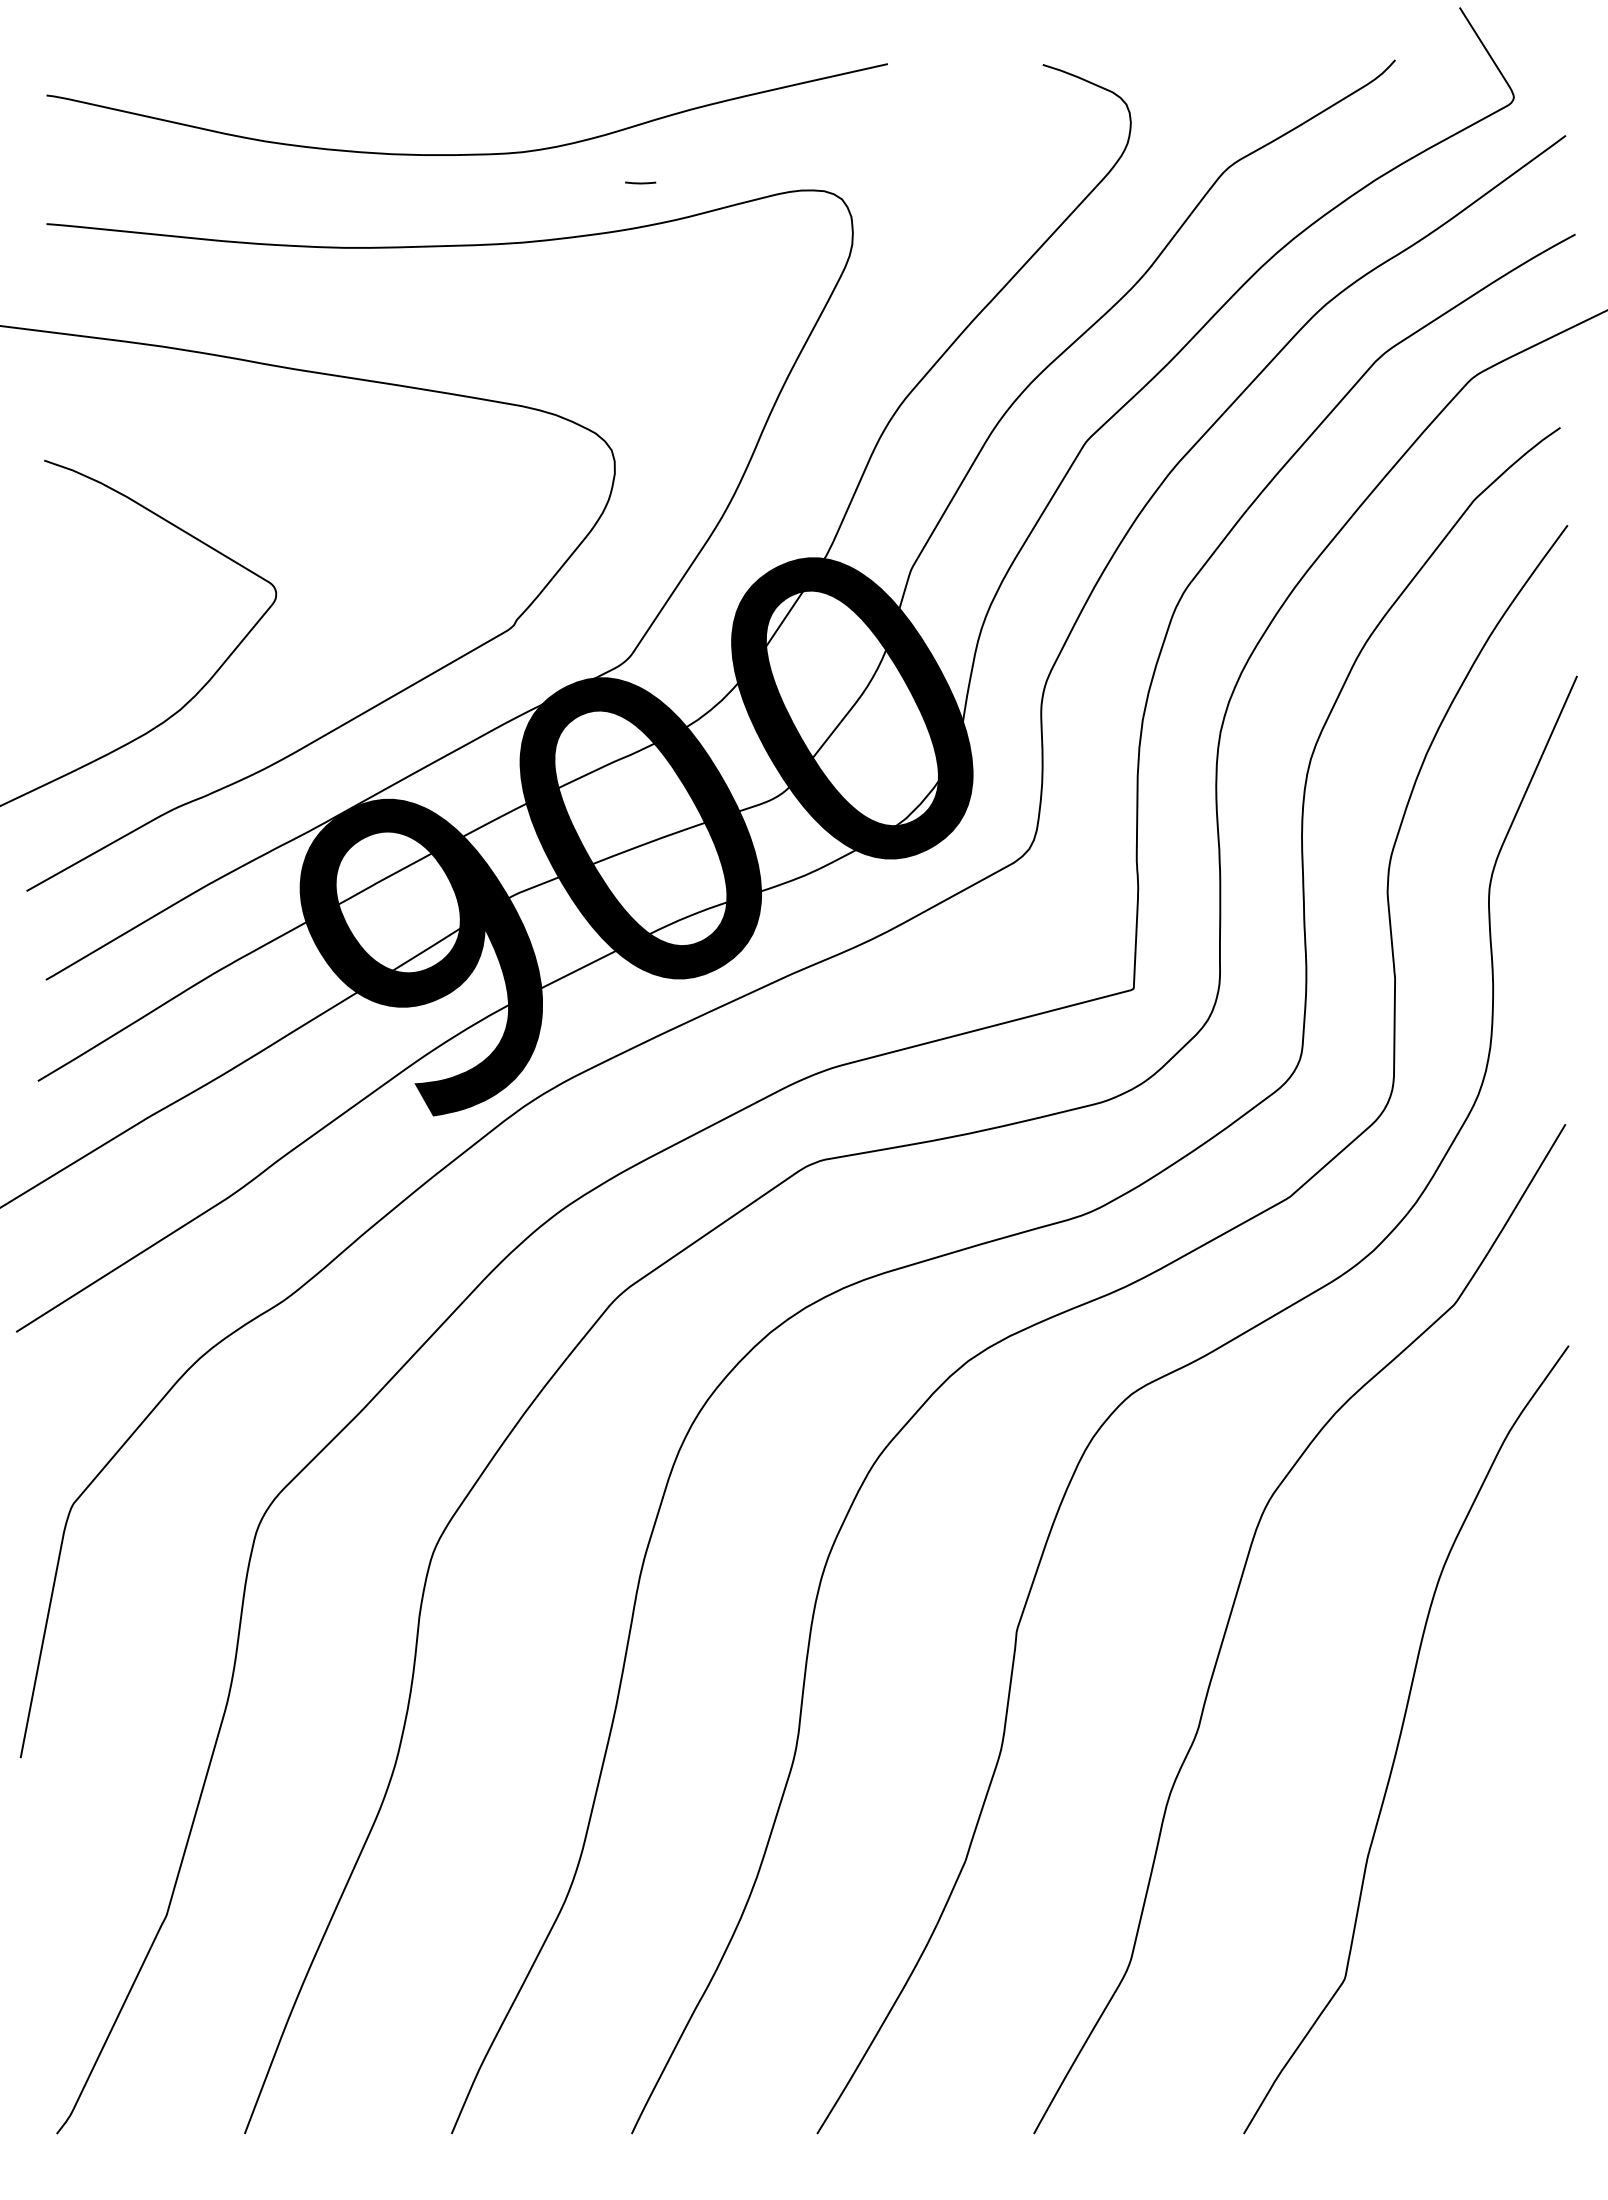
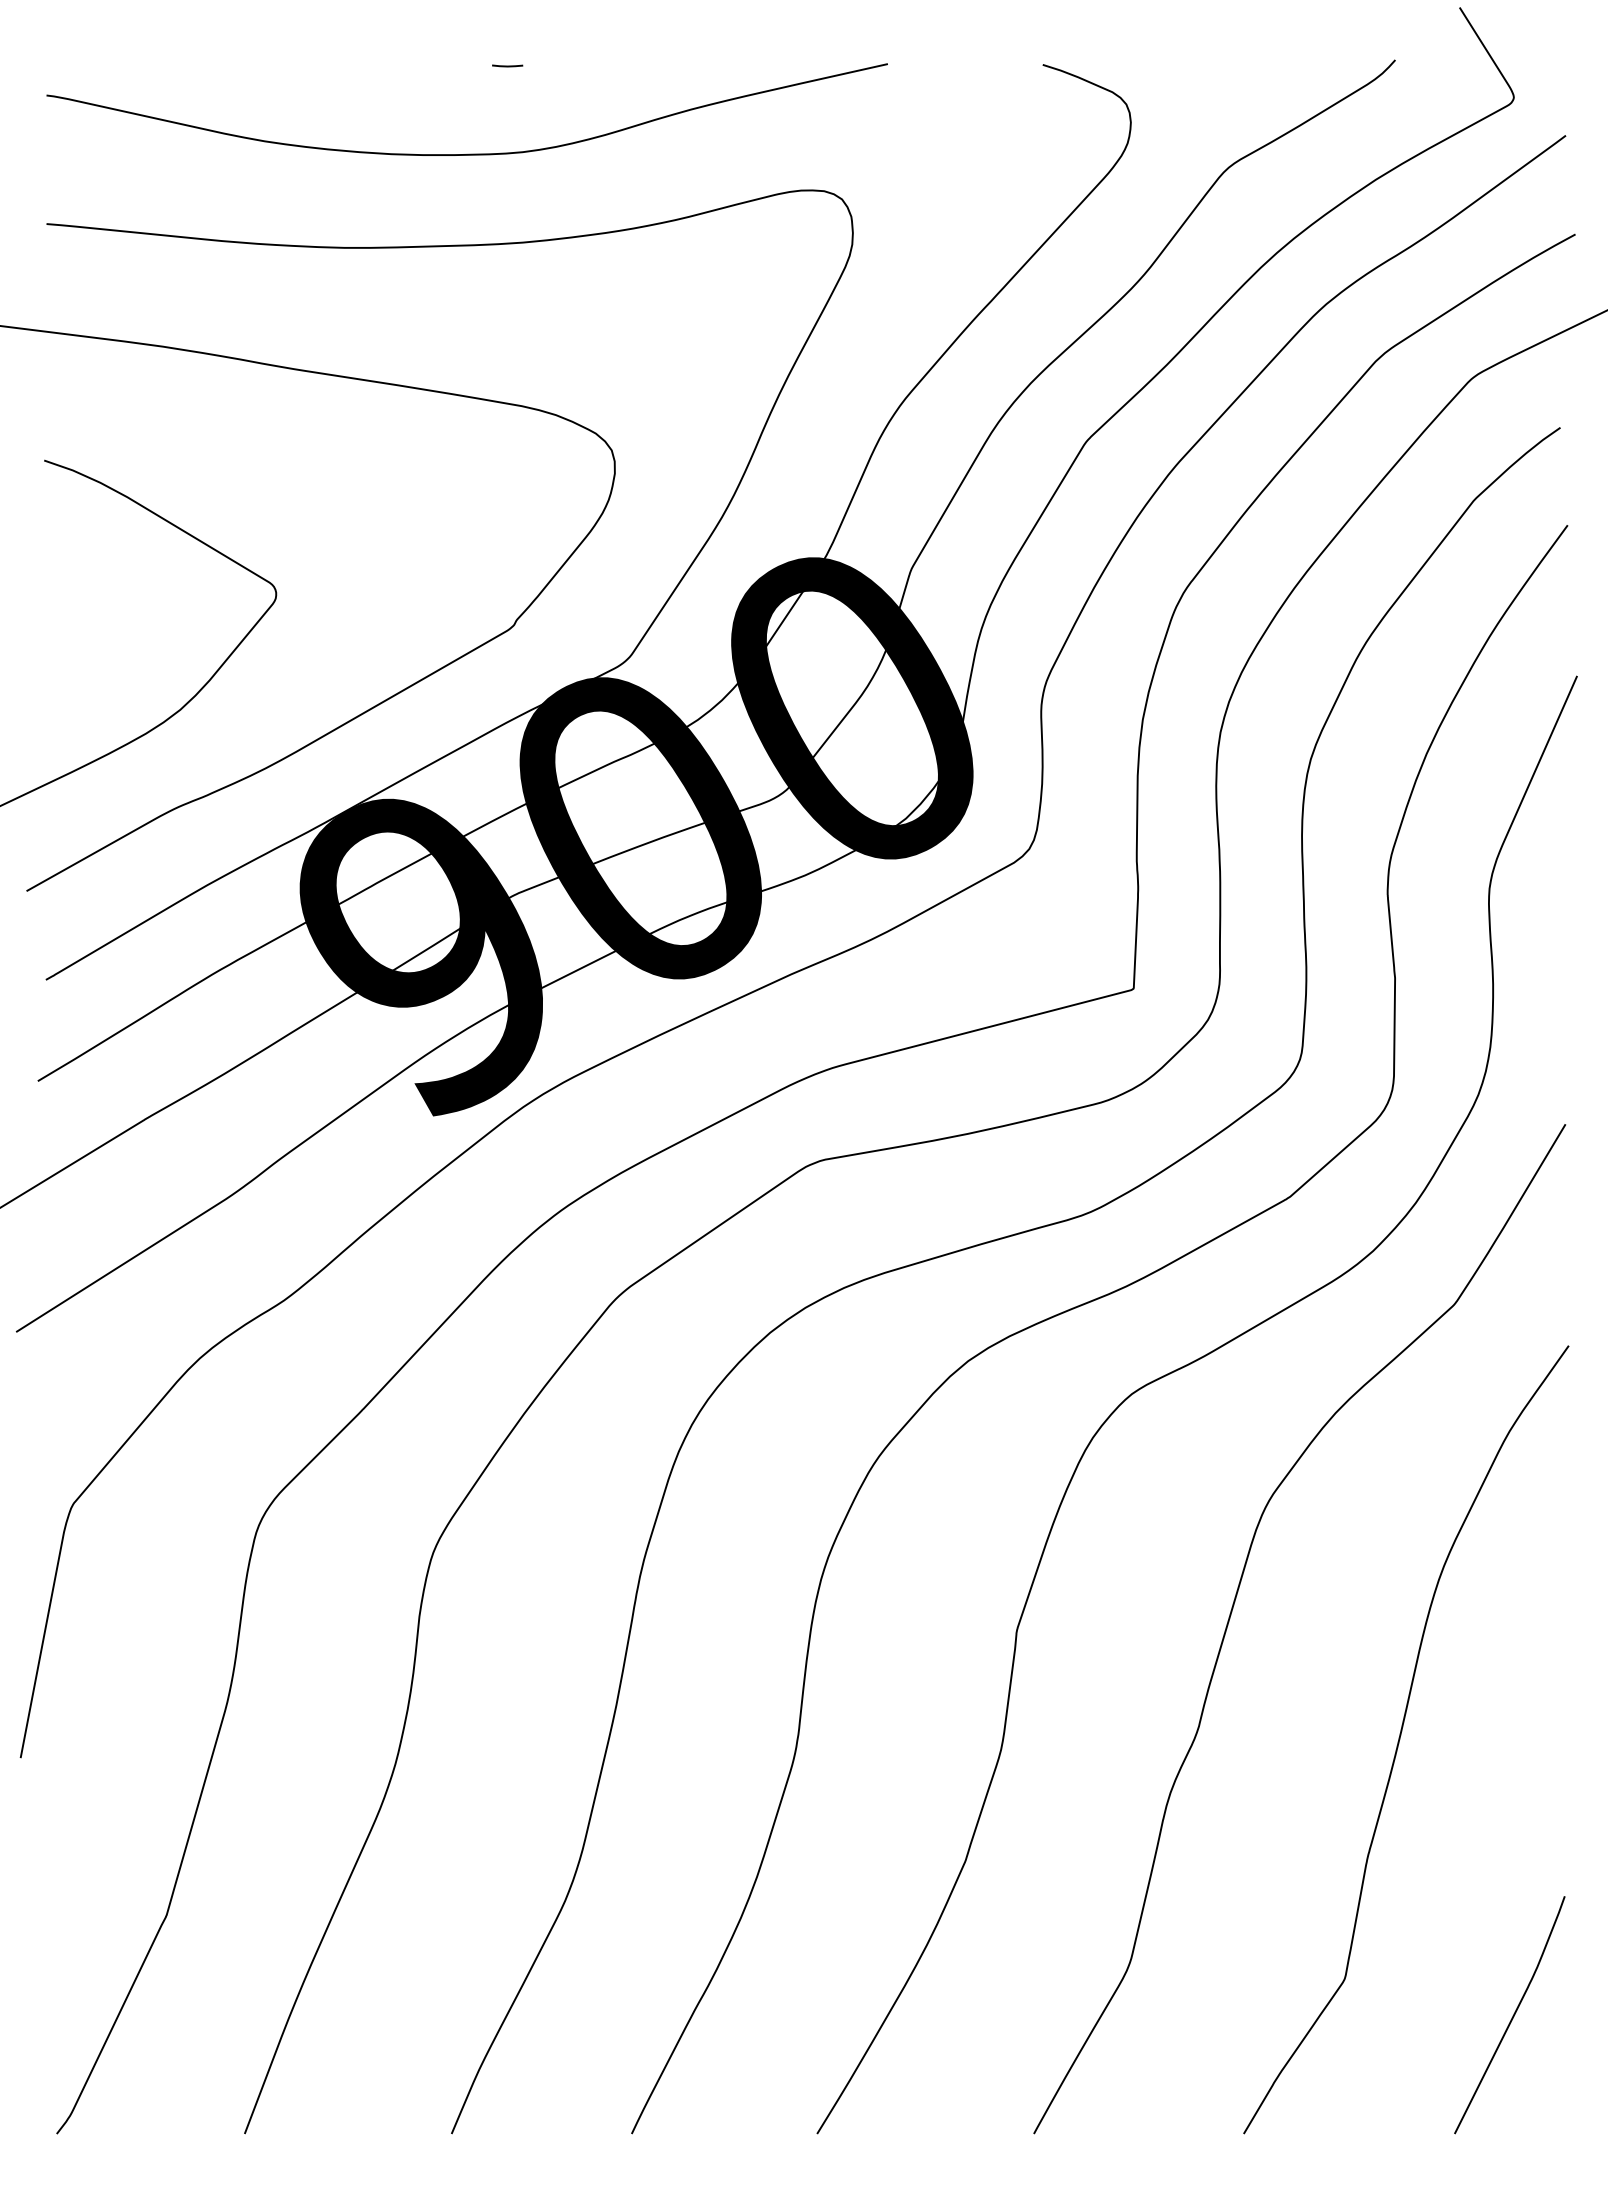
line position: (640, 182) -> (507, 65) (507, 65)
curve: none -> present (1511, 2017)
